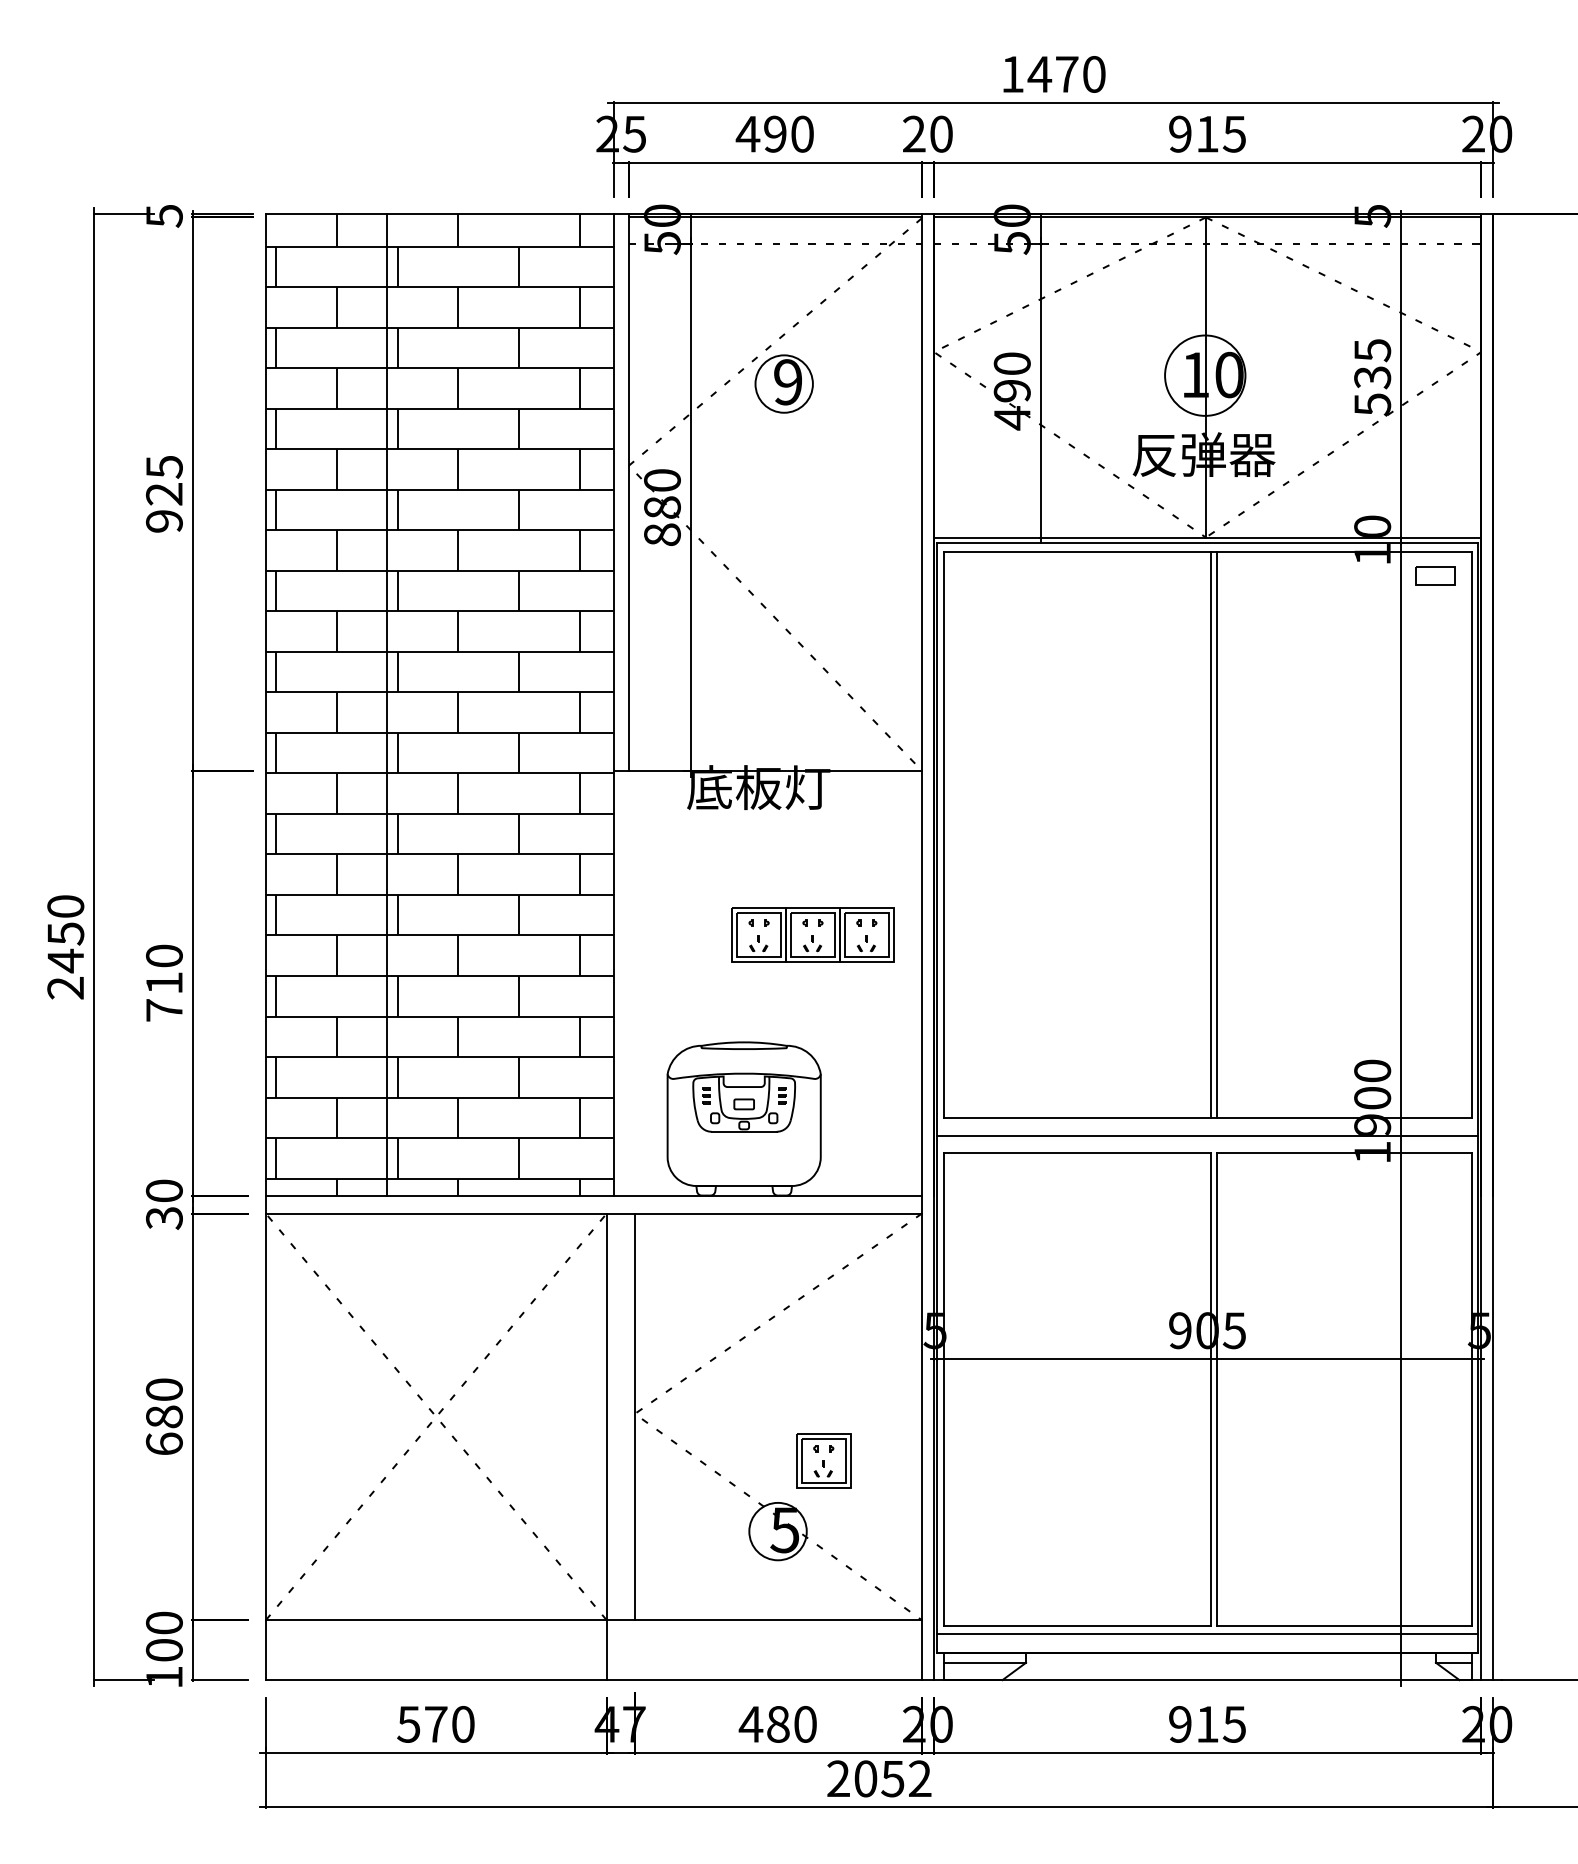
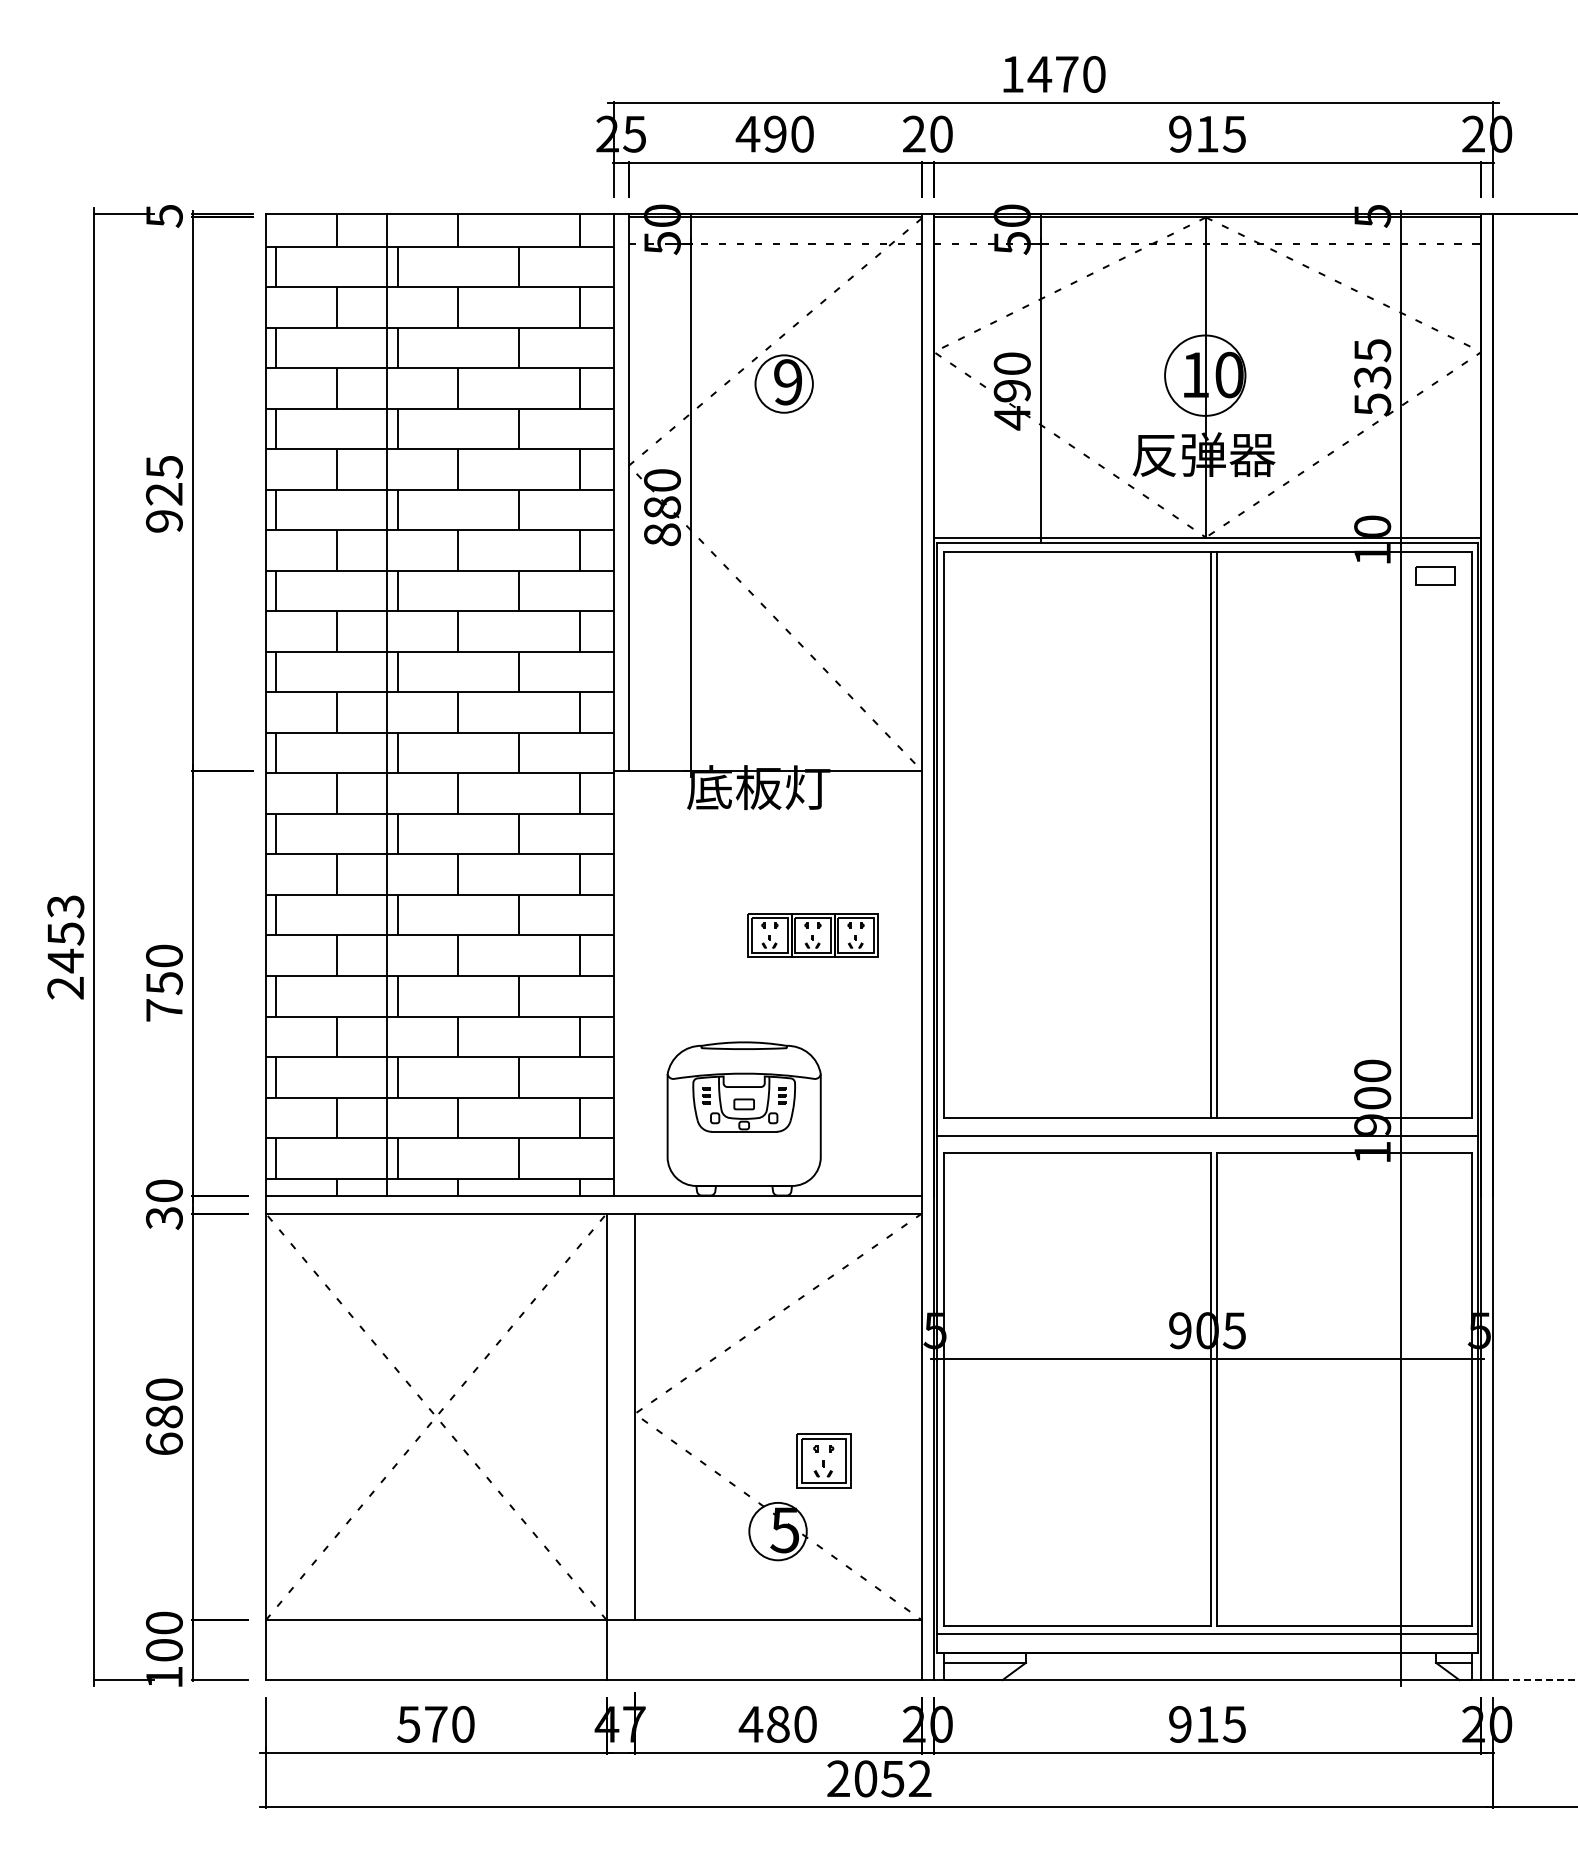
text: 2450 -> 2453 (65, 906)
part size: 164x56 px -> 132x45 px (812, 935)
text: 710 -> 750 (164, 983)
line: solid -> dashed (1540, 1680)
